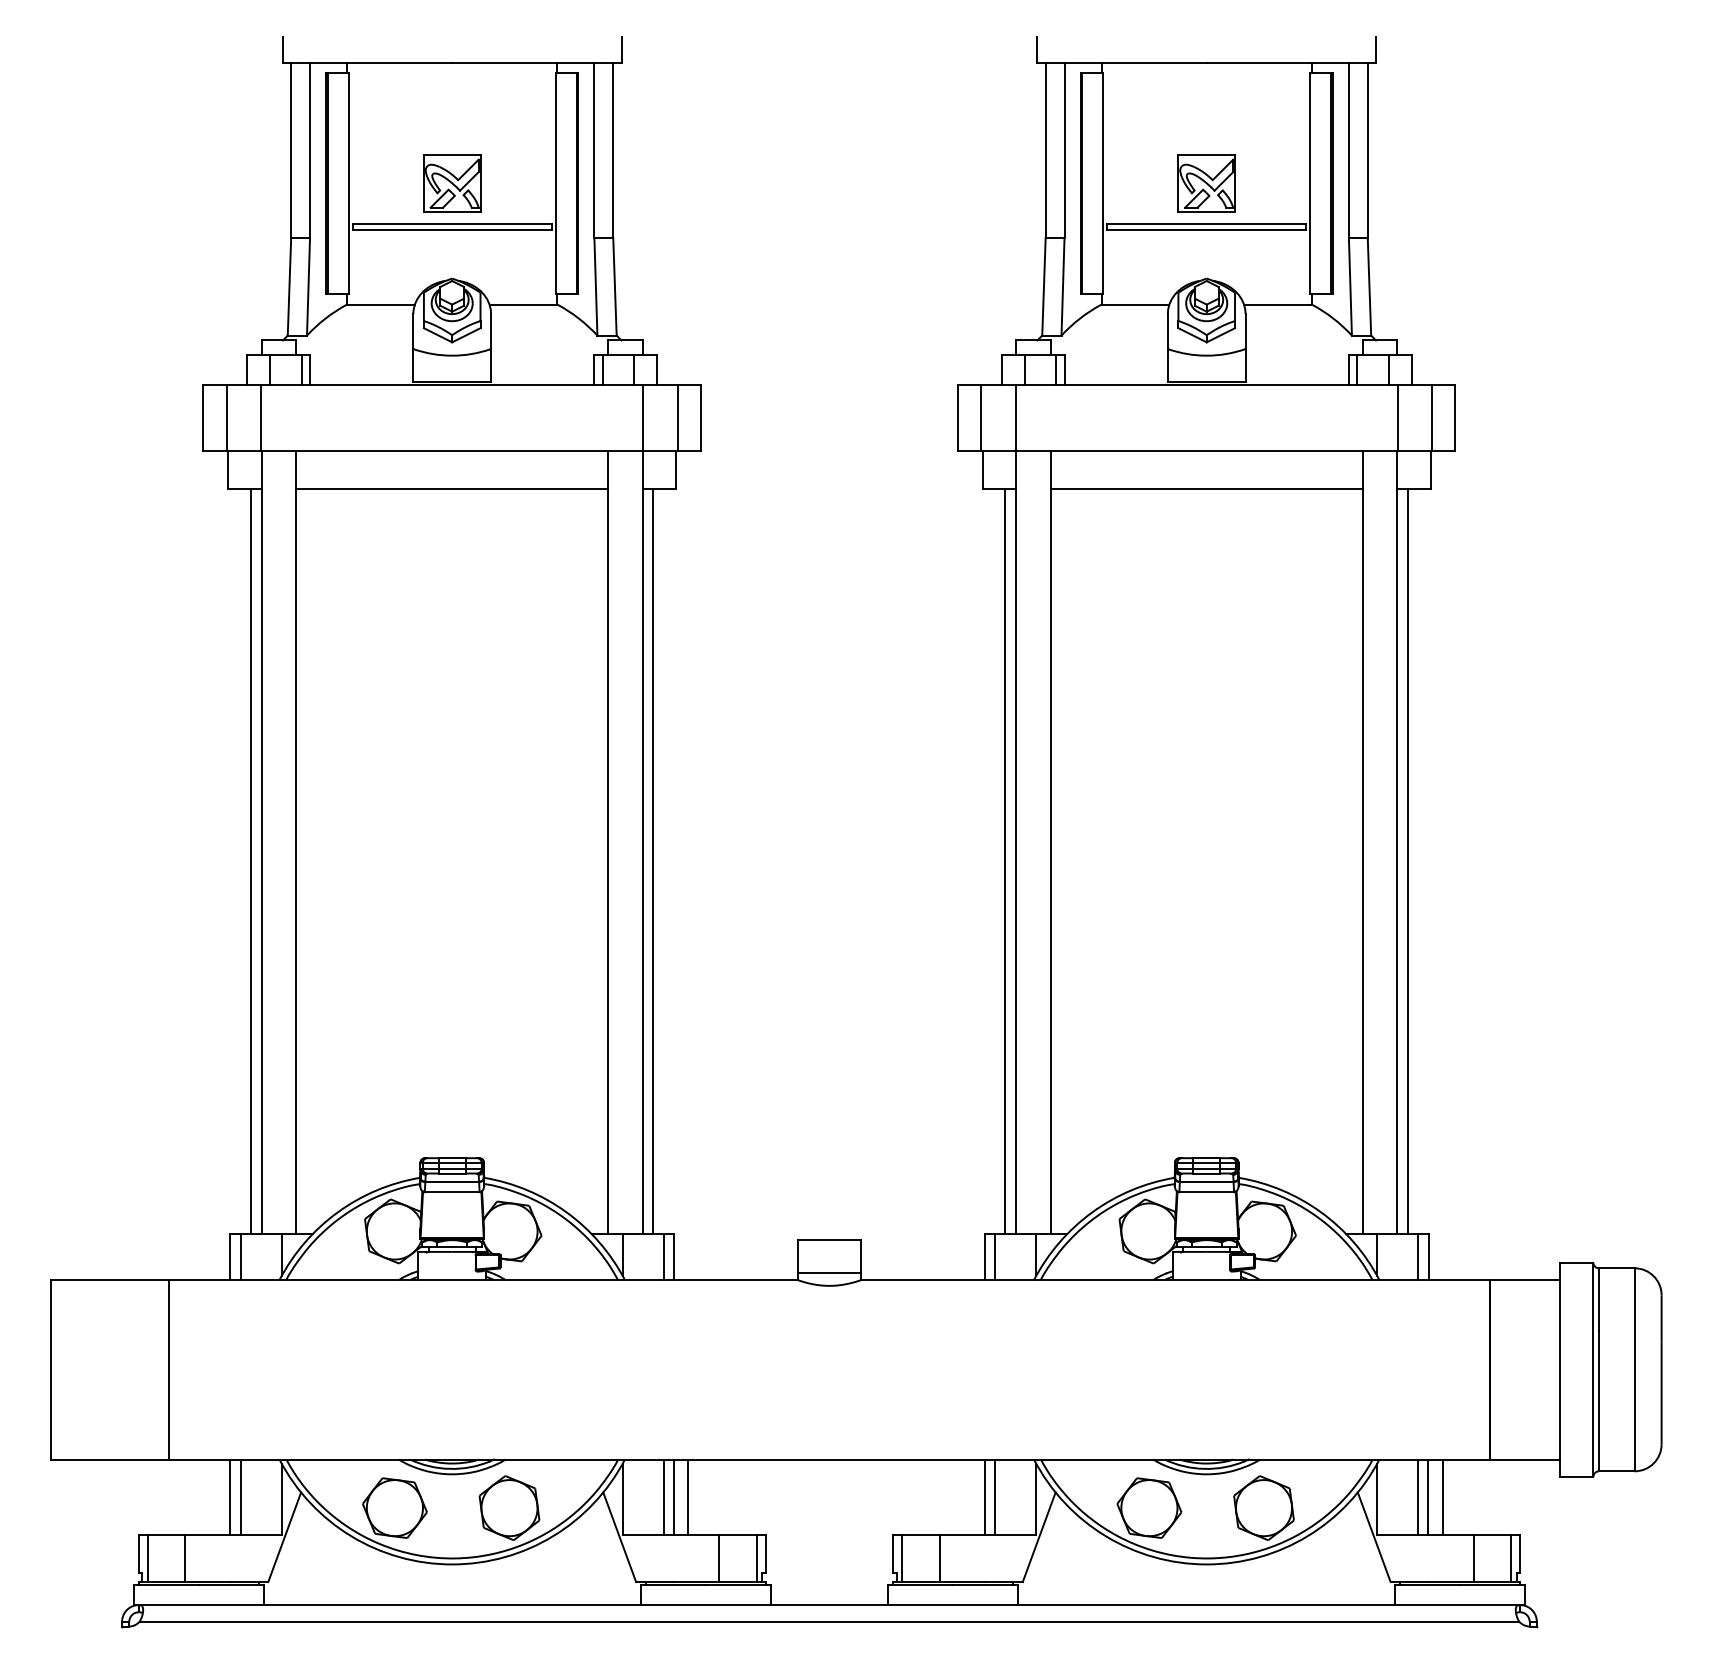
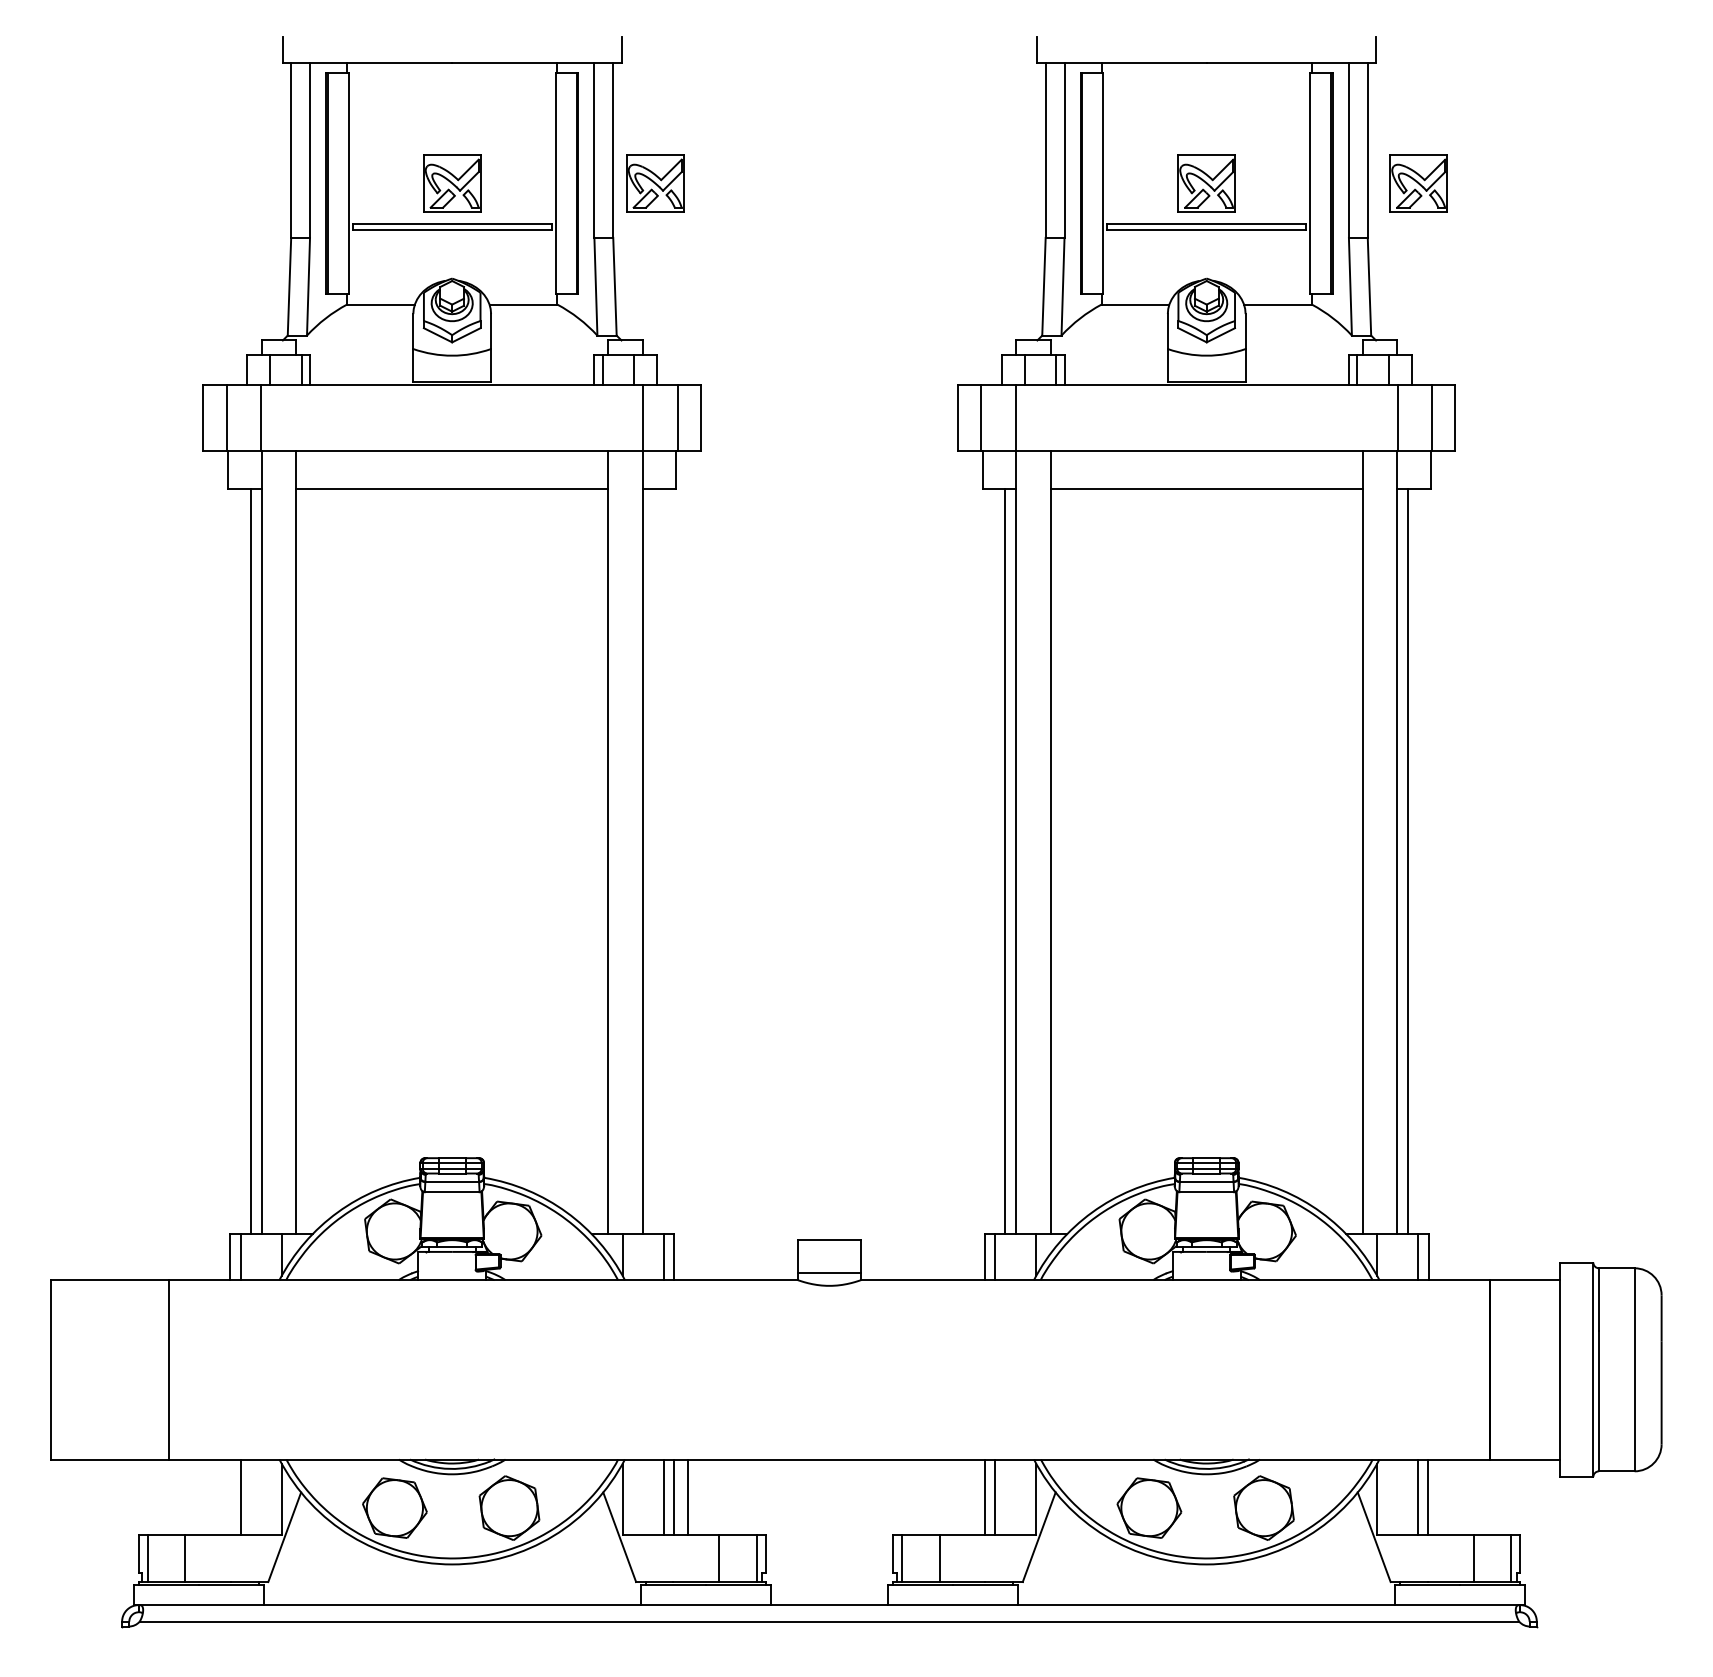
part: none -> present (655, 183)
part: none -> present (1418, 183)
line: present -> none (653, 861)
line: present -> none (229, 1496)
line: present -> none (1442, 1496)
